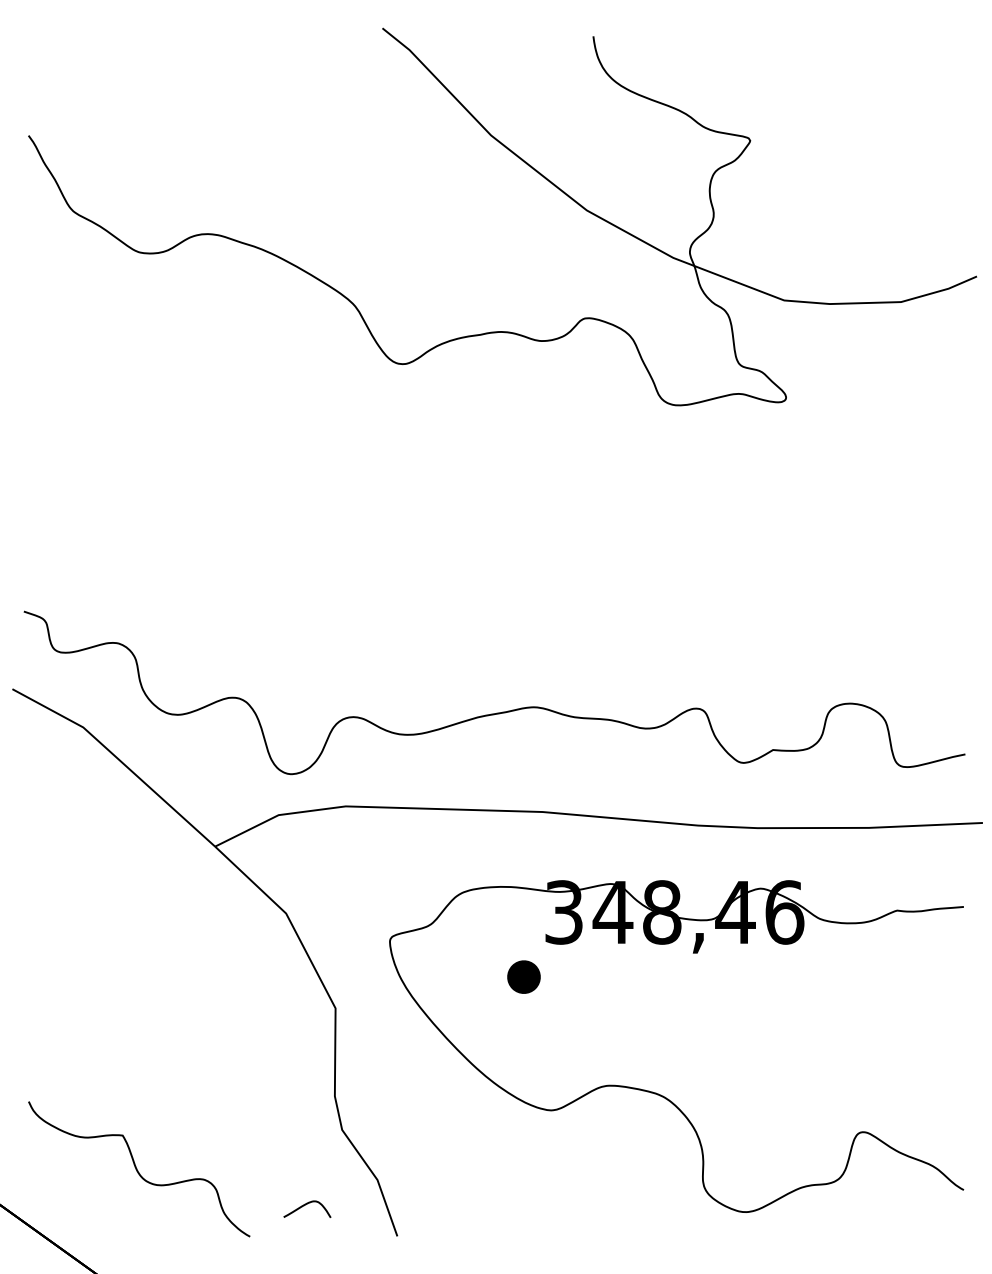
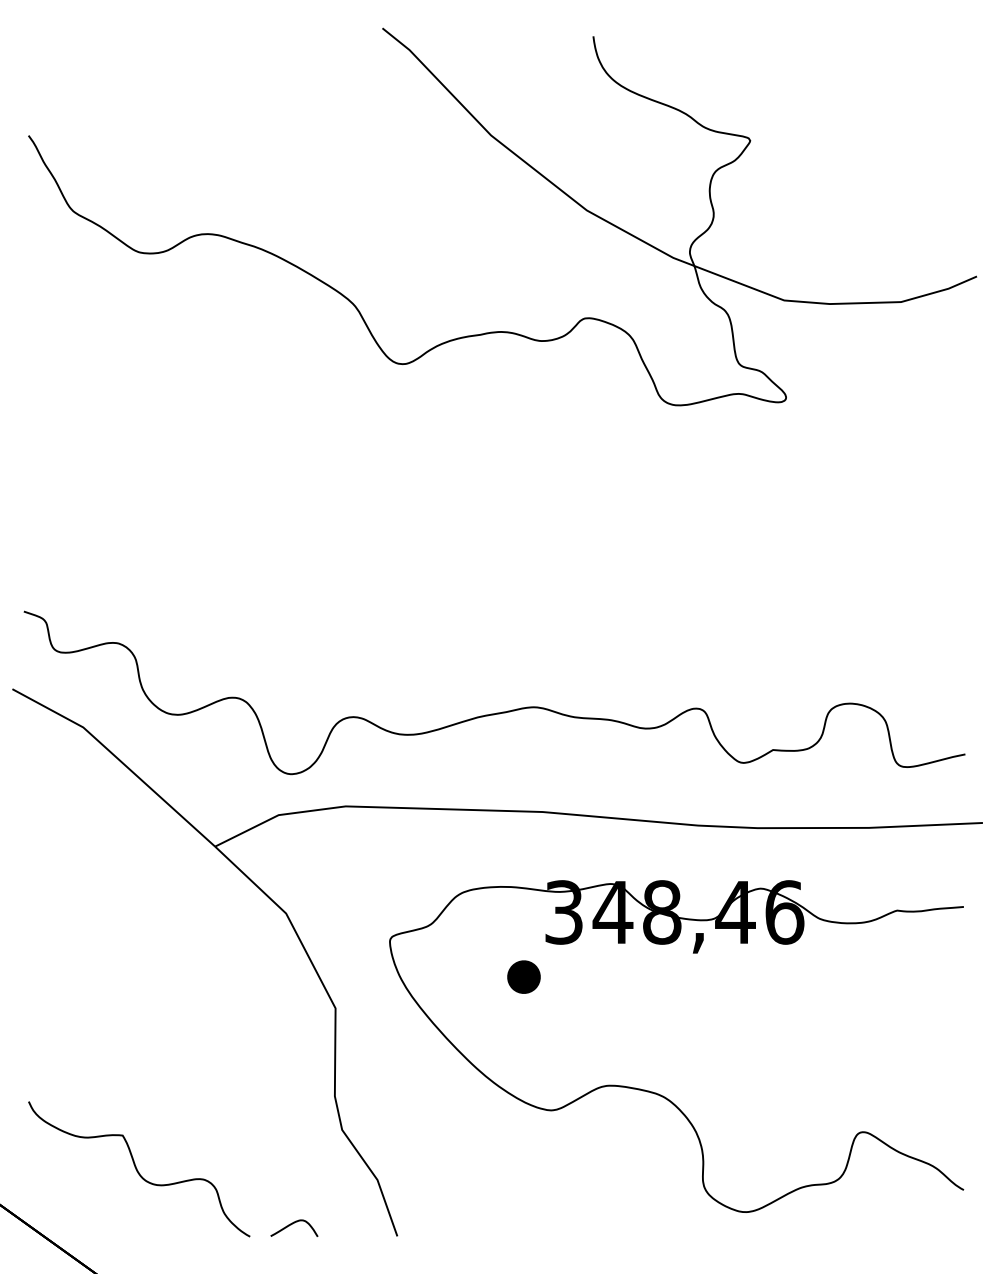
curve position: (305, 1205) -> (292, 1224) (292, 1224)
